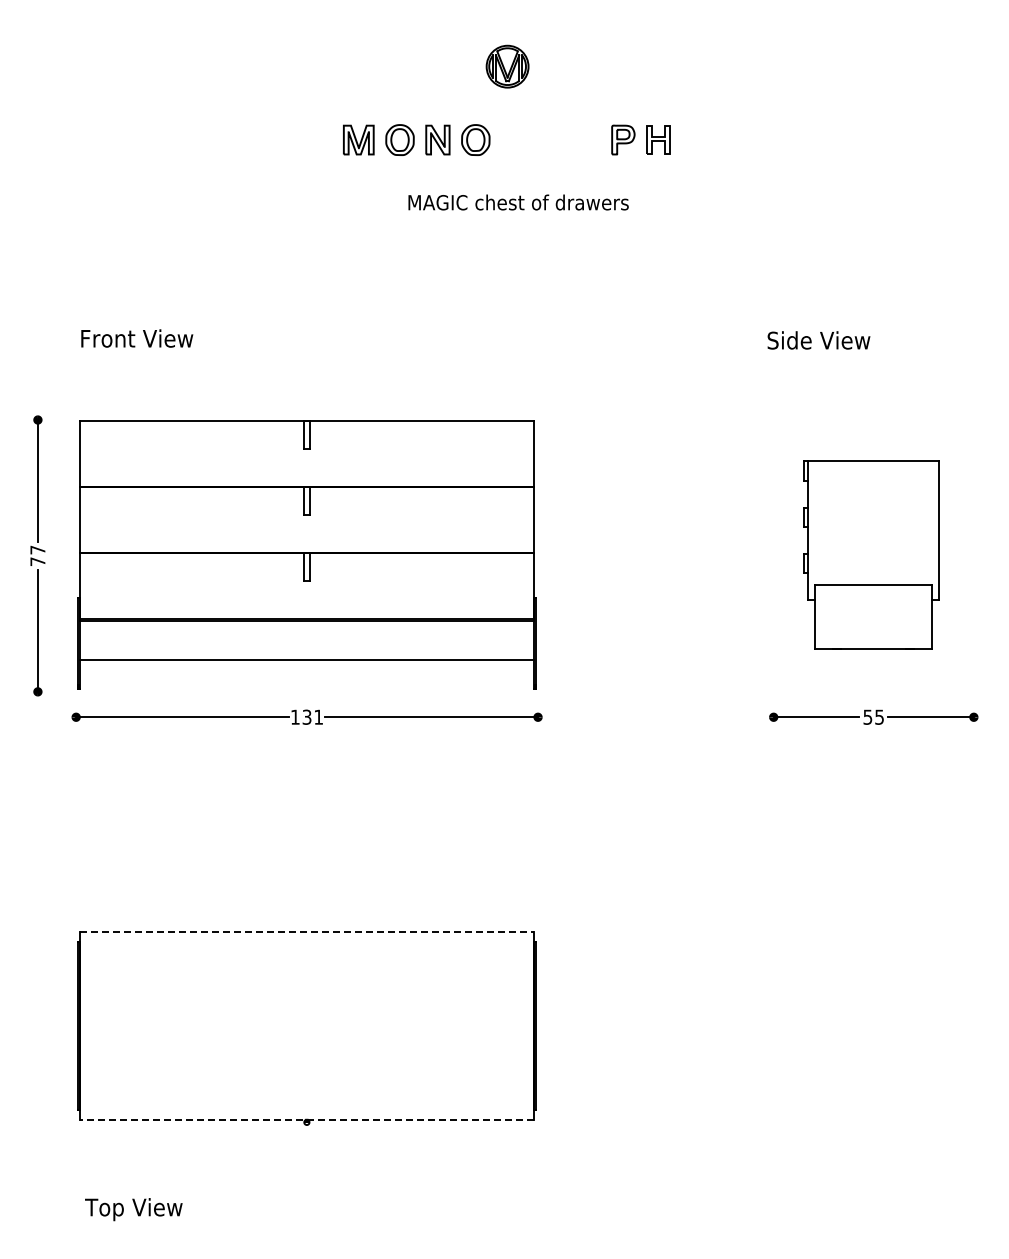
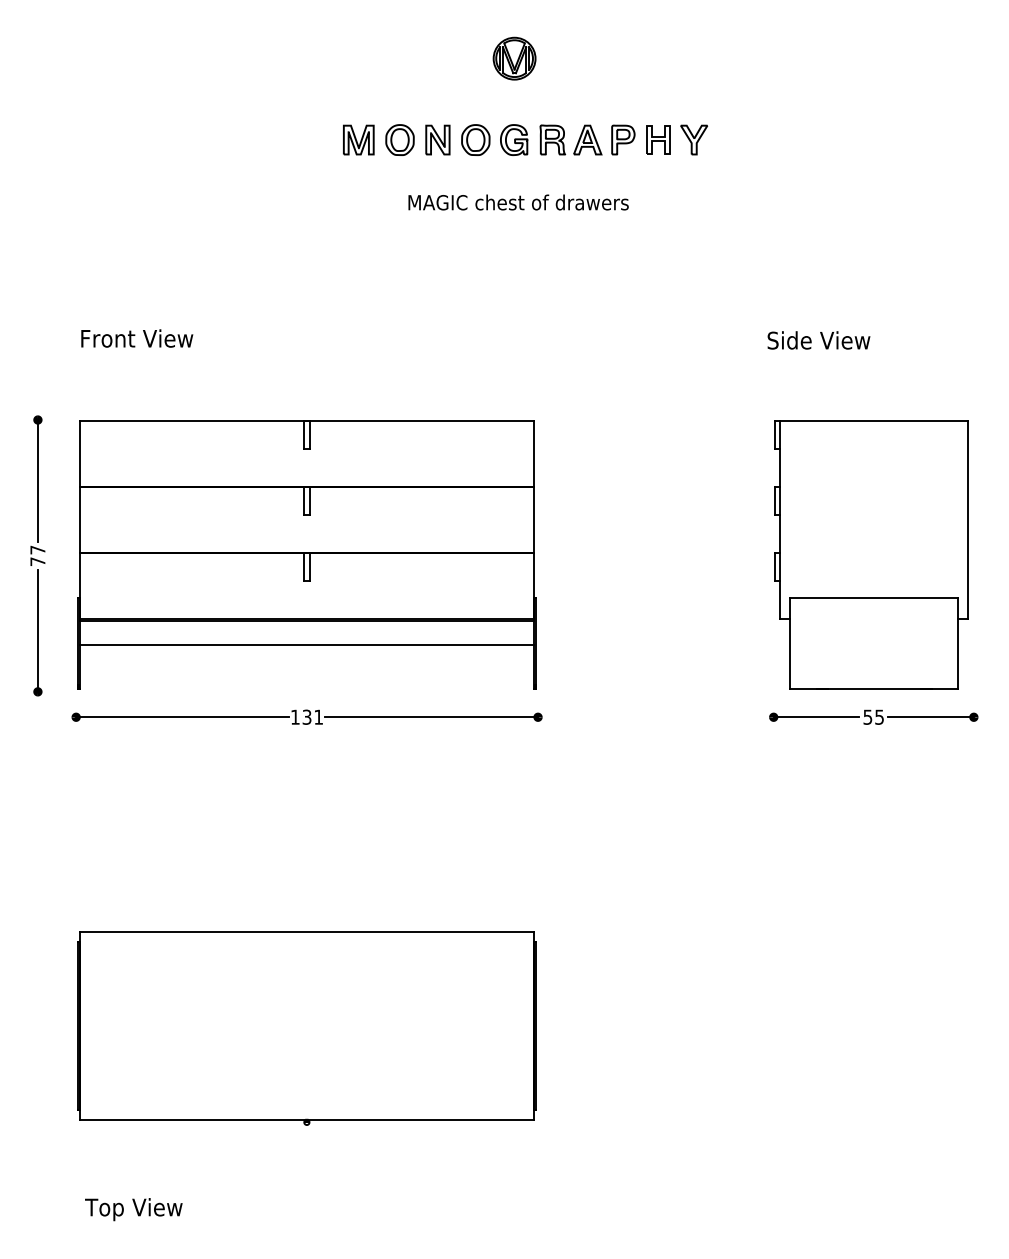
part position: (507, 66) -> (514, 58) (514, 58)
part: none -> present (564, 137)
part: none -> present (514, 139)
part: none -> present (694, 139)
part size: 137x190 px -> 195x270 px (871, 554)
line position: (306, 660) -> (306, 645) (306, 645)
line: dashed -> solid (306, 931)
line: dashed -> solid (306, 1119)
